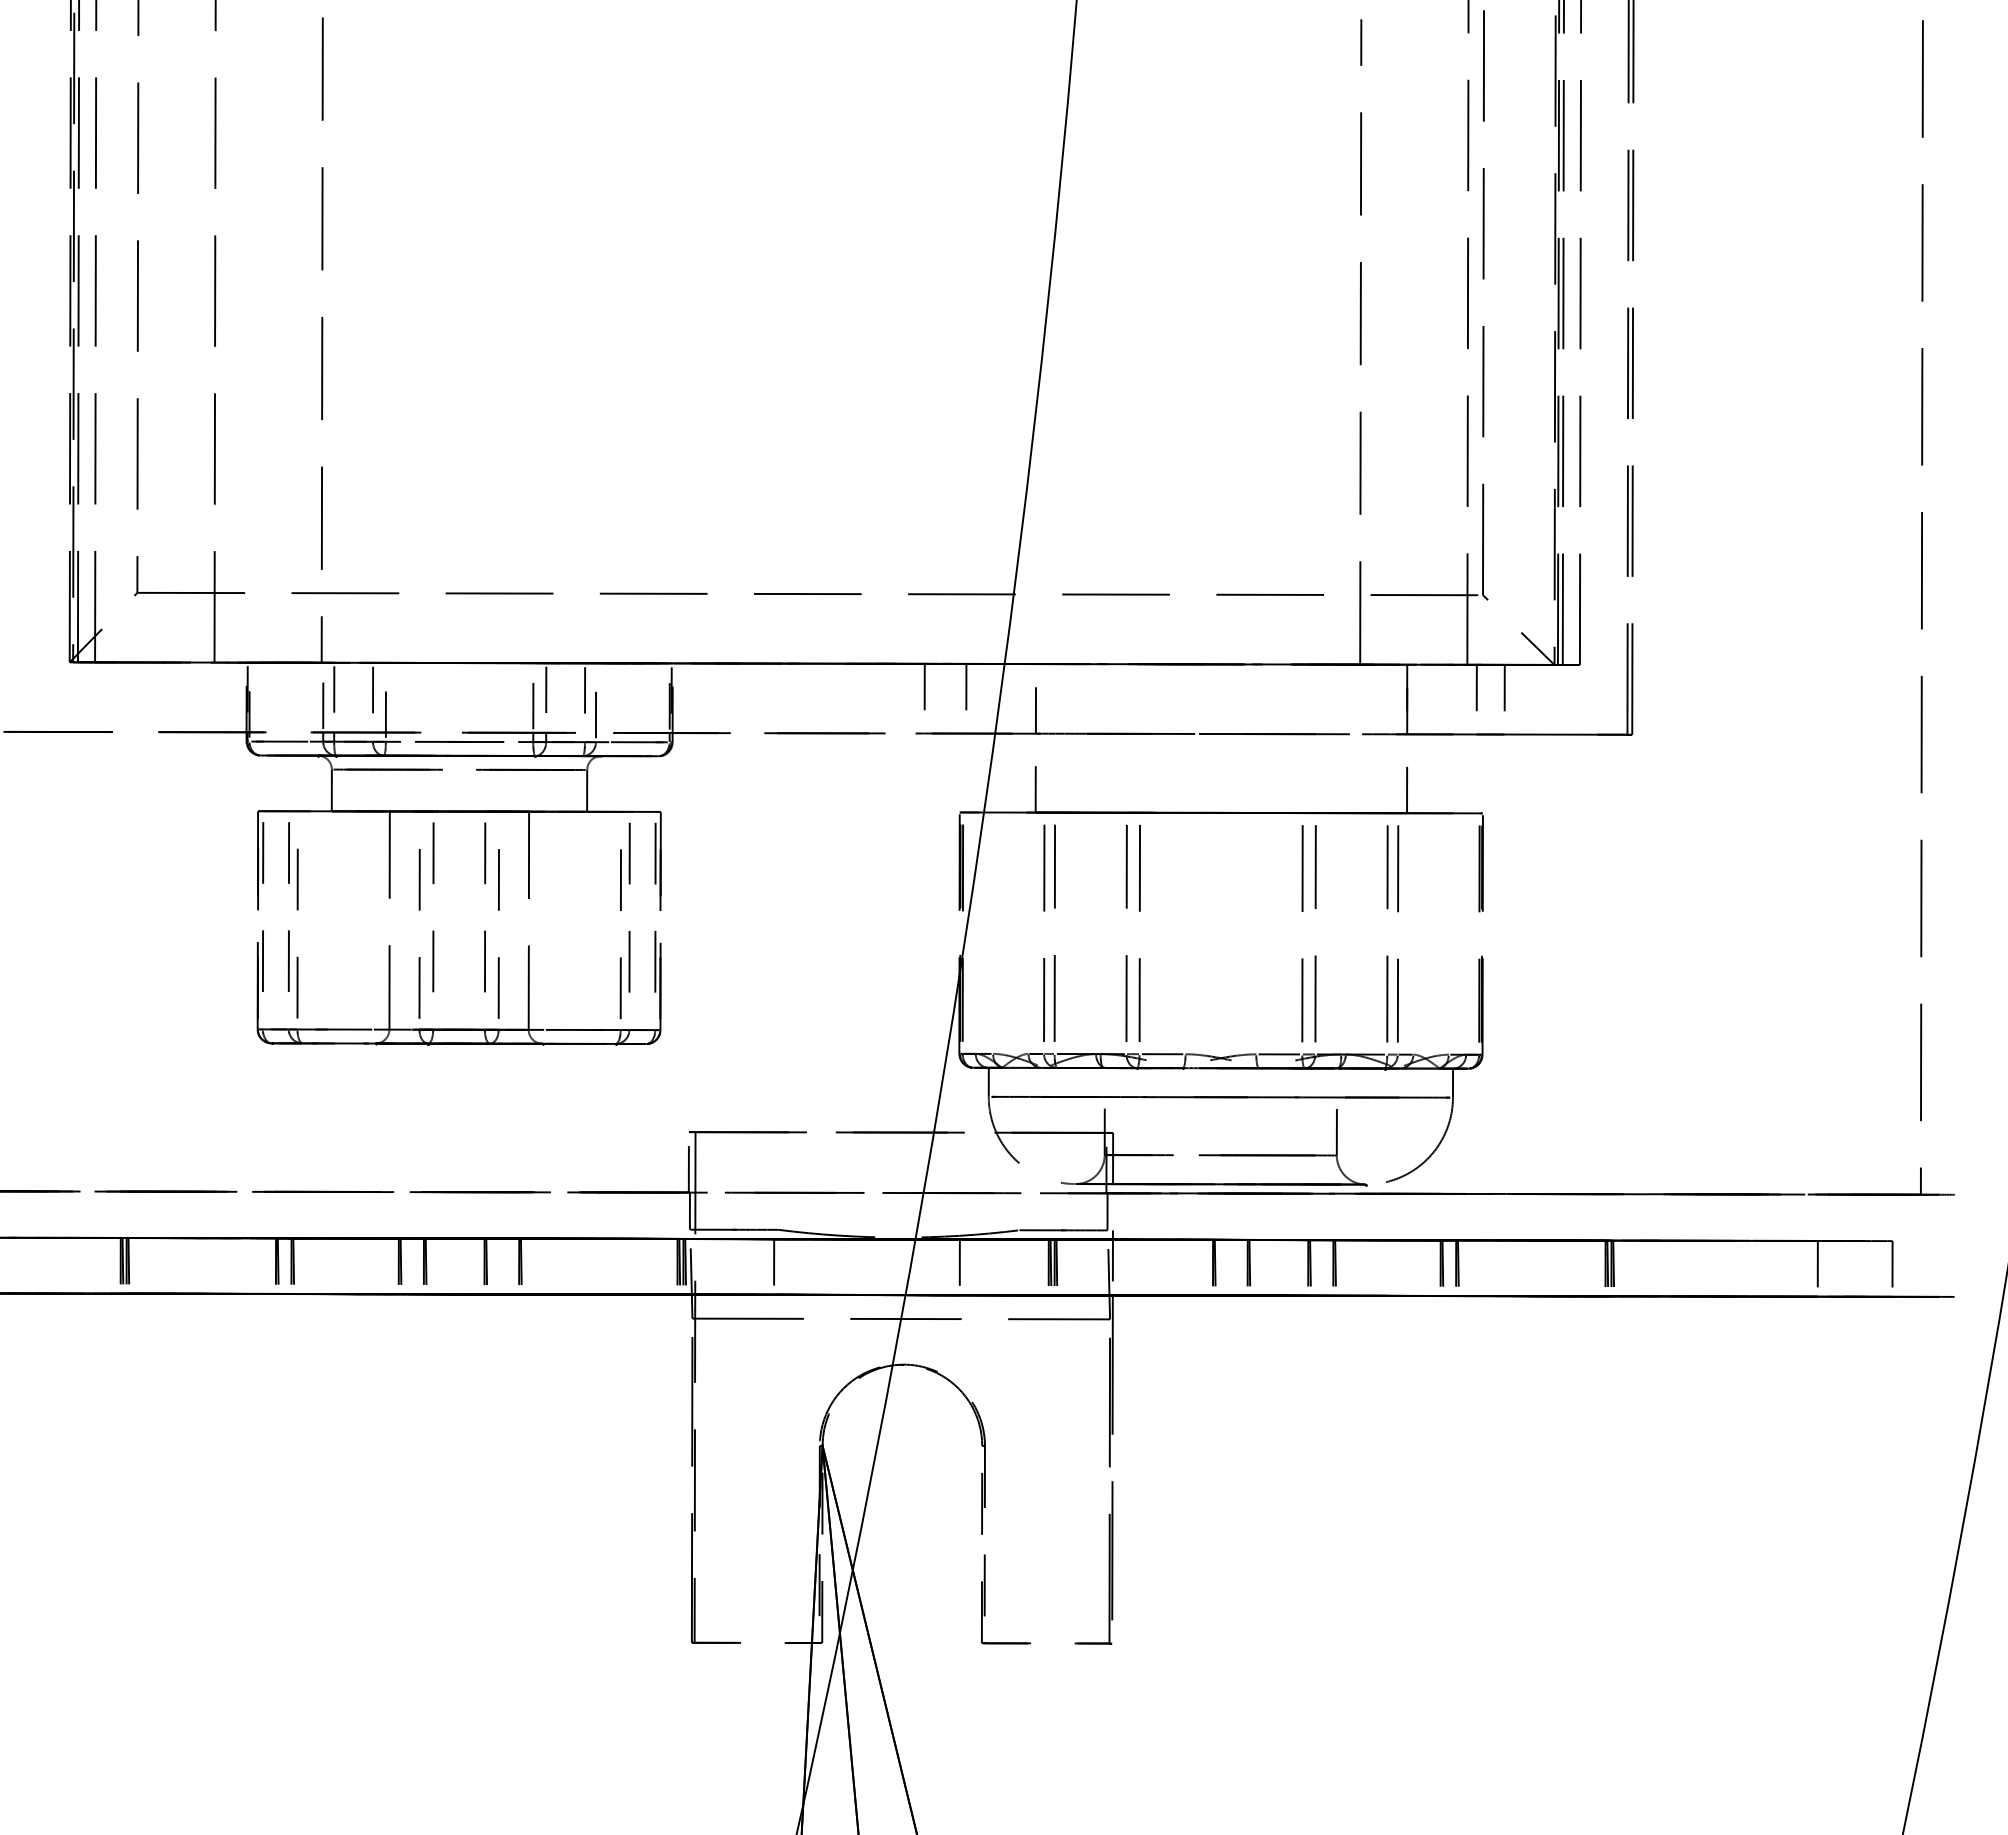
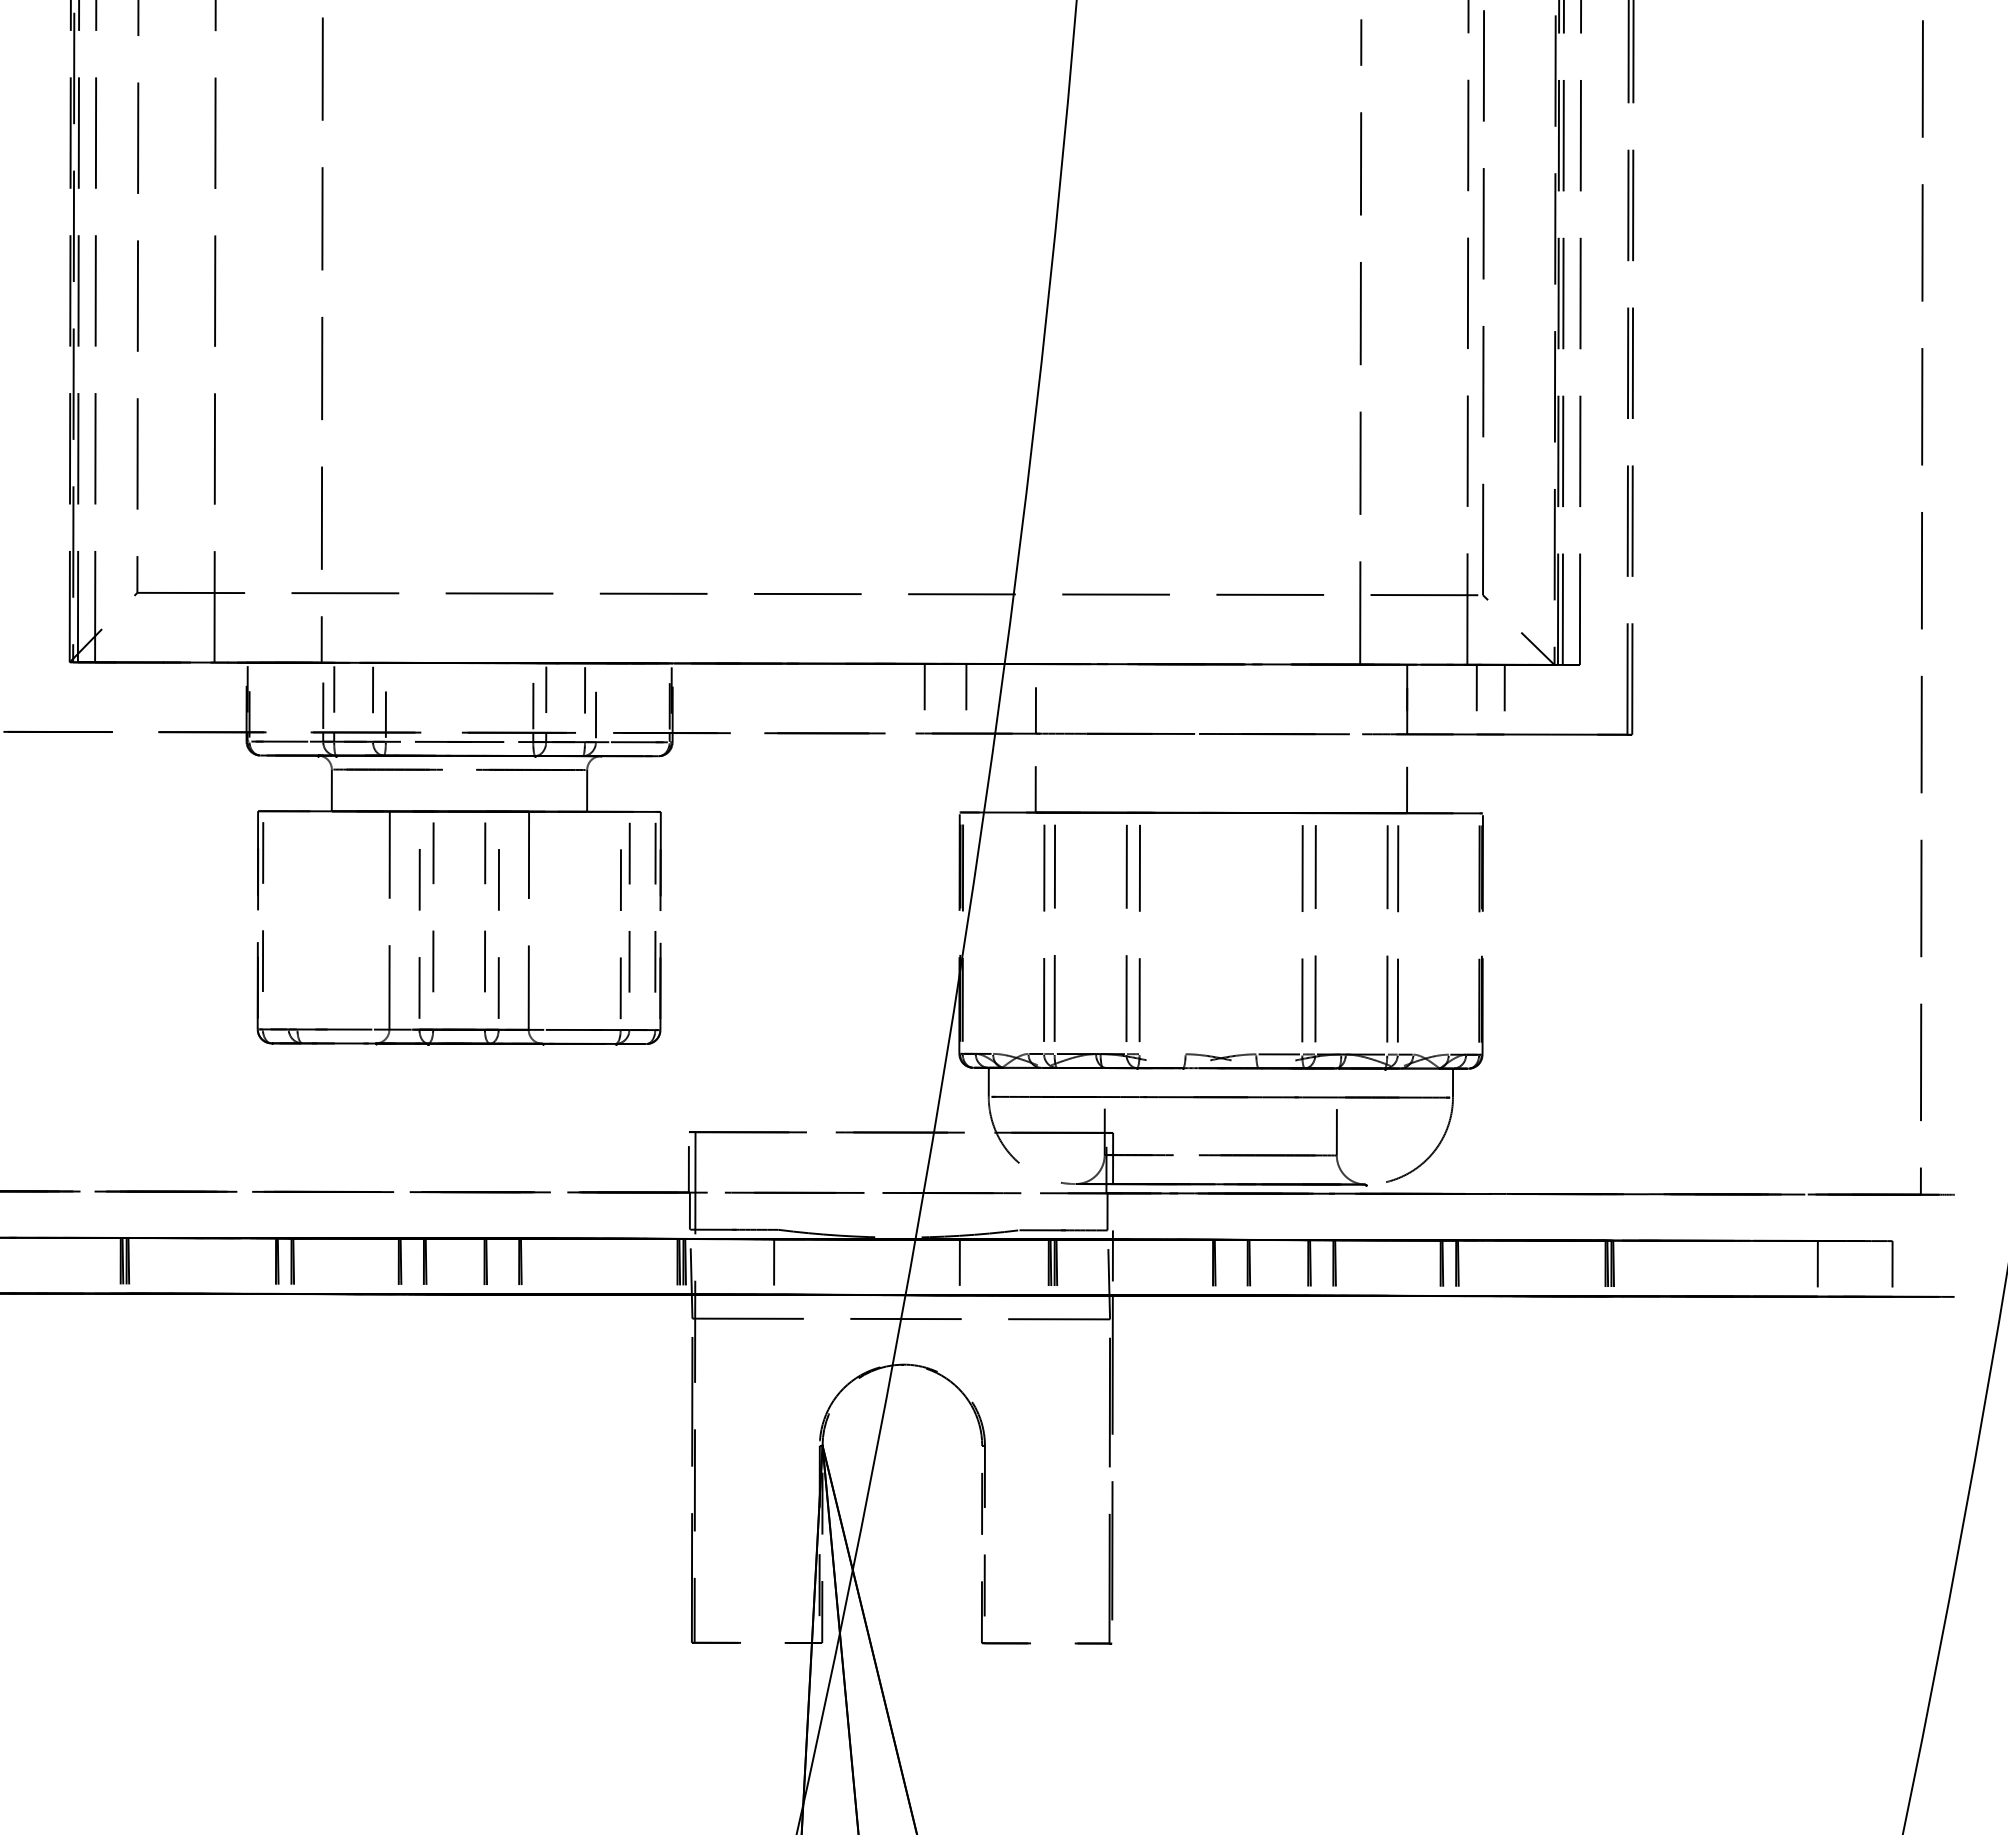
part: present -> none (289, 930)
line: present -> none (1162, 1054)
